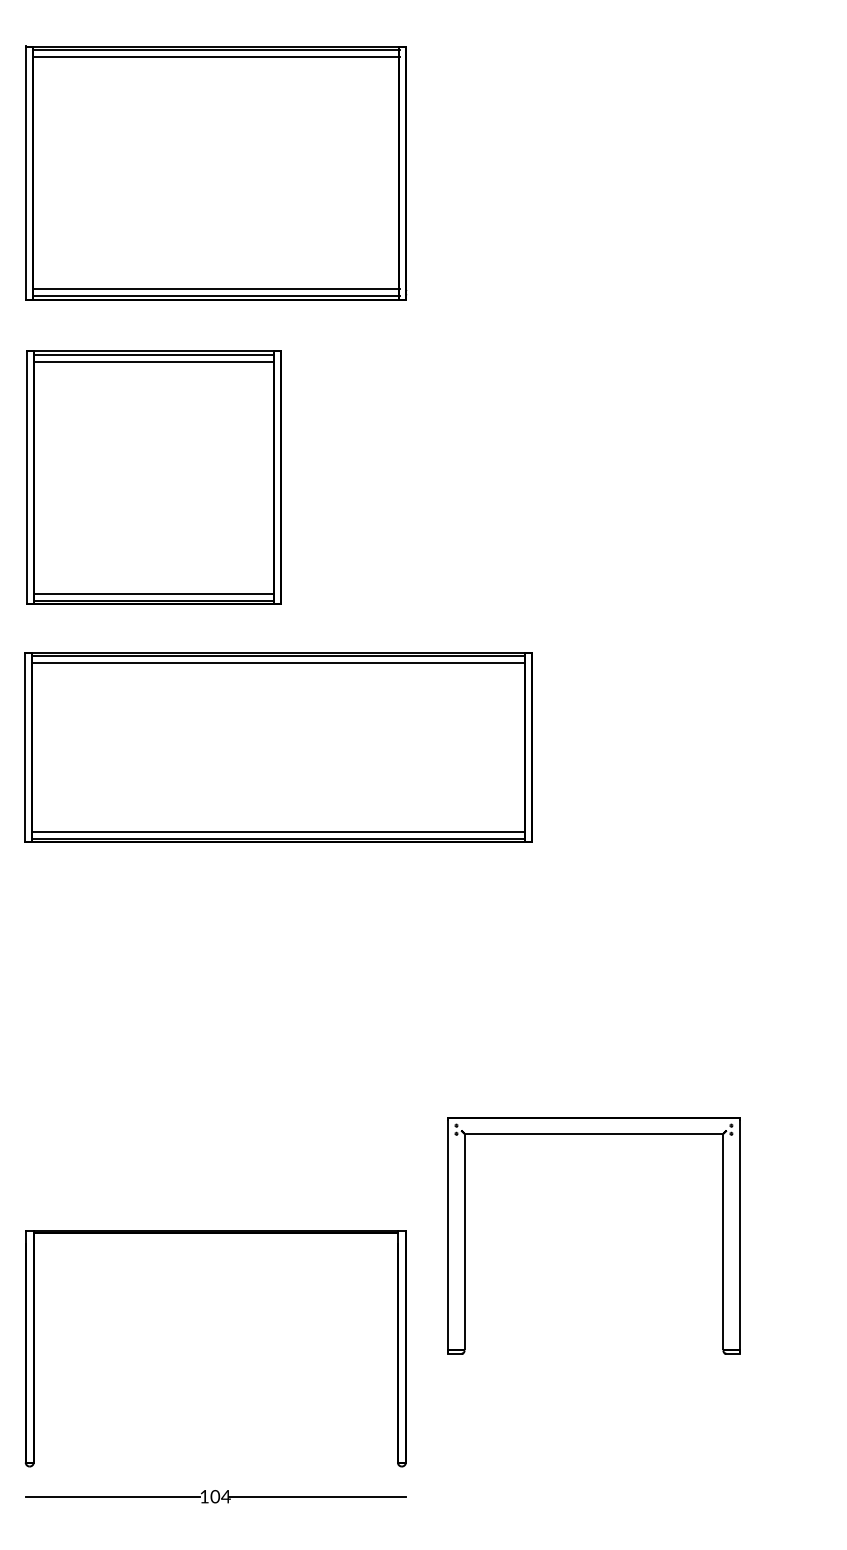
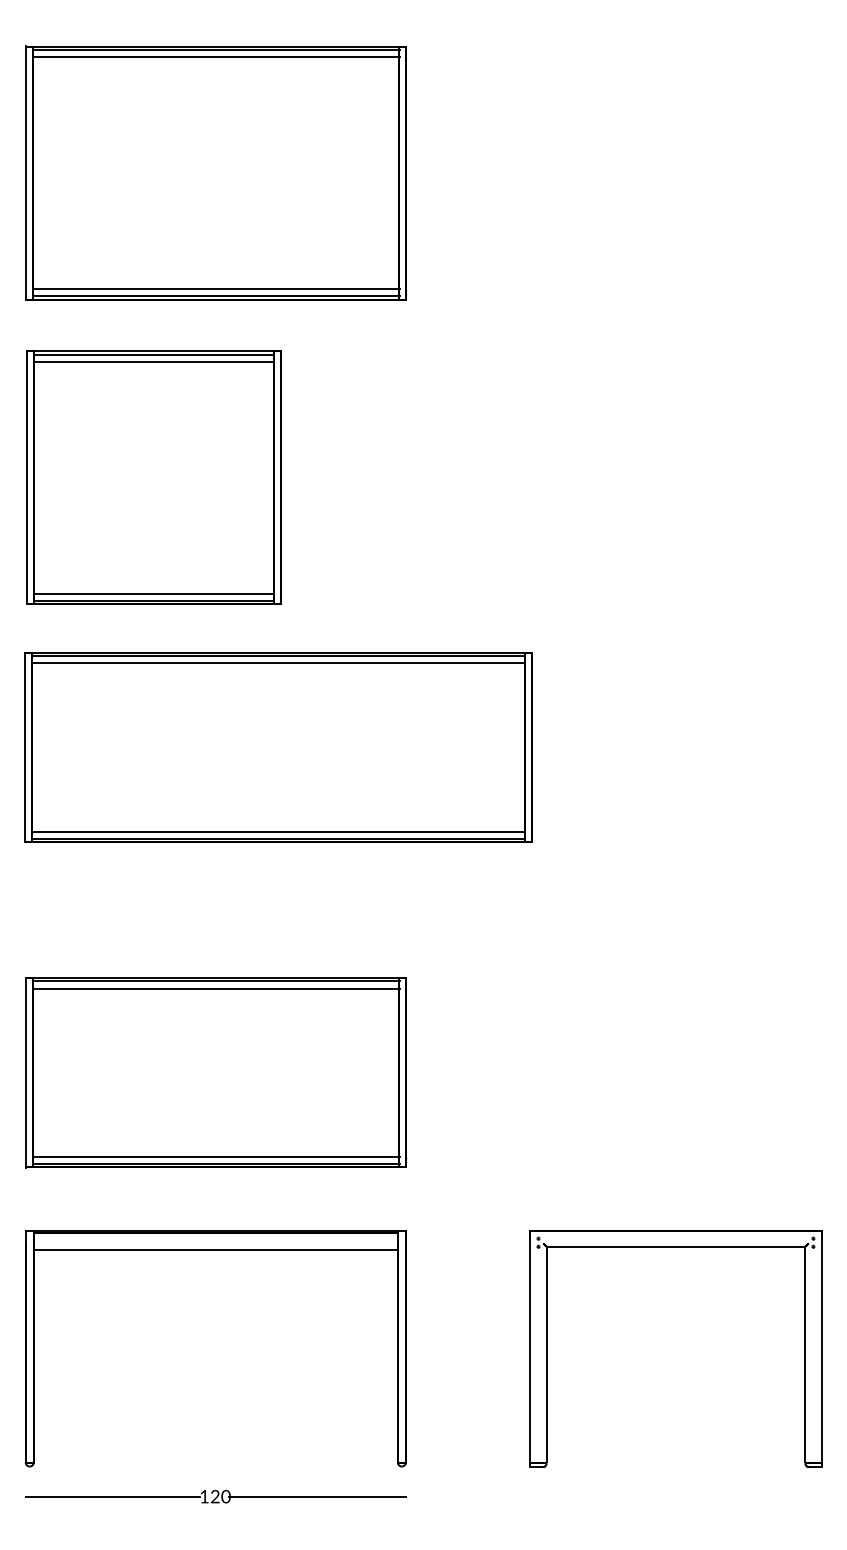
part: none -> present (216, 1072)
part position: (593, 1134) -> (675, 1247) (675, 1247)
line: none -> present (215, 1249)
text: 104 -> 120 (220, 1496)
